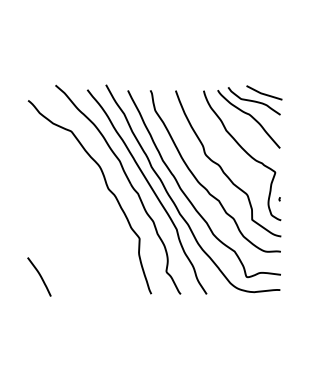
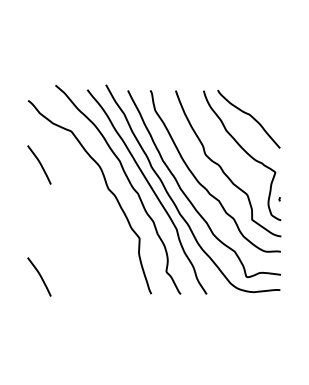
part: present -> none (254, 100)
curve: none -> present (39, 164)
